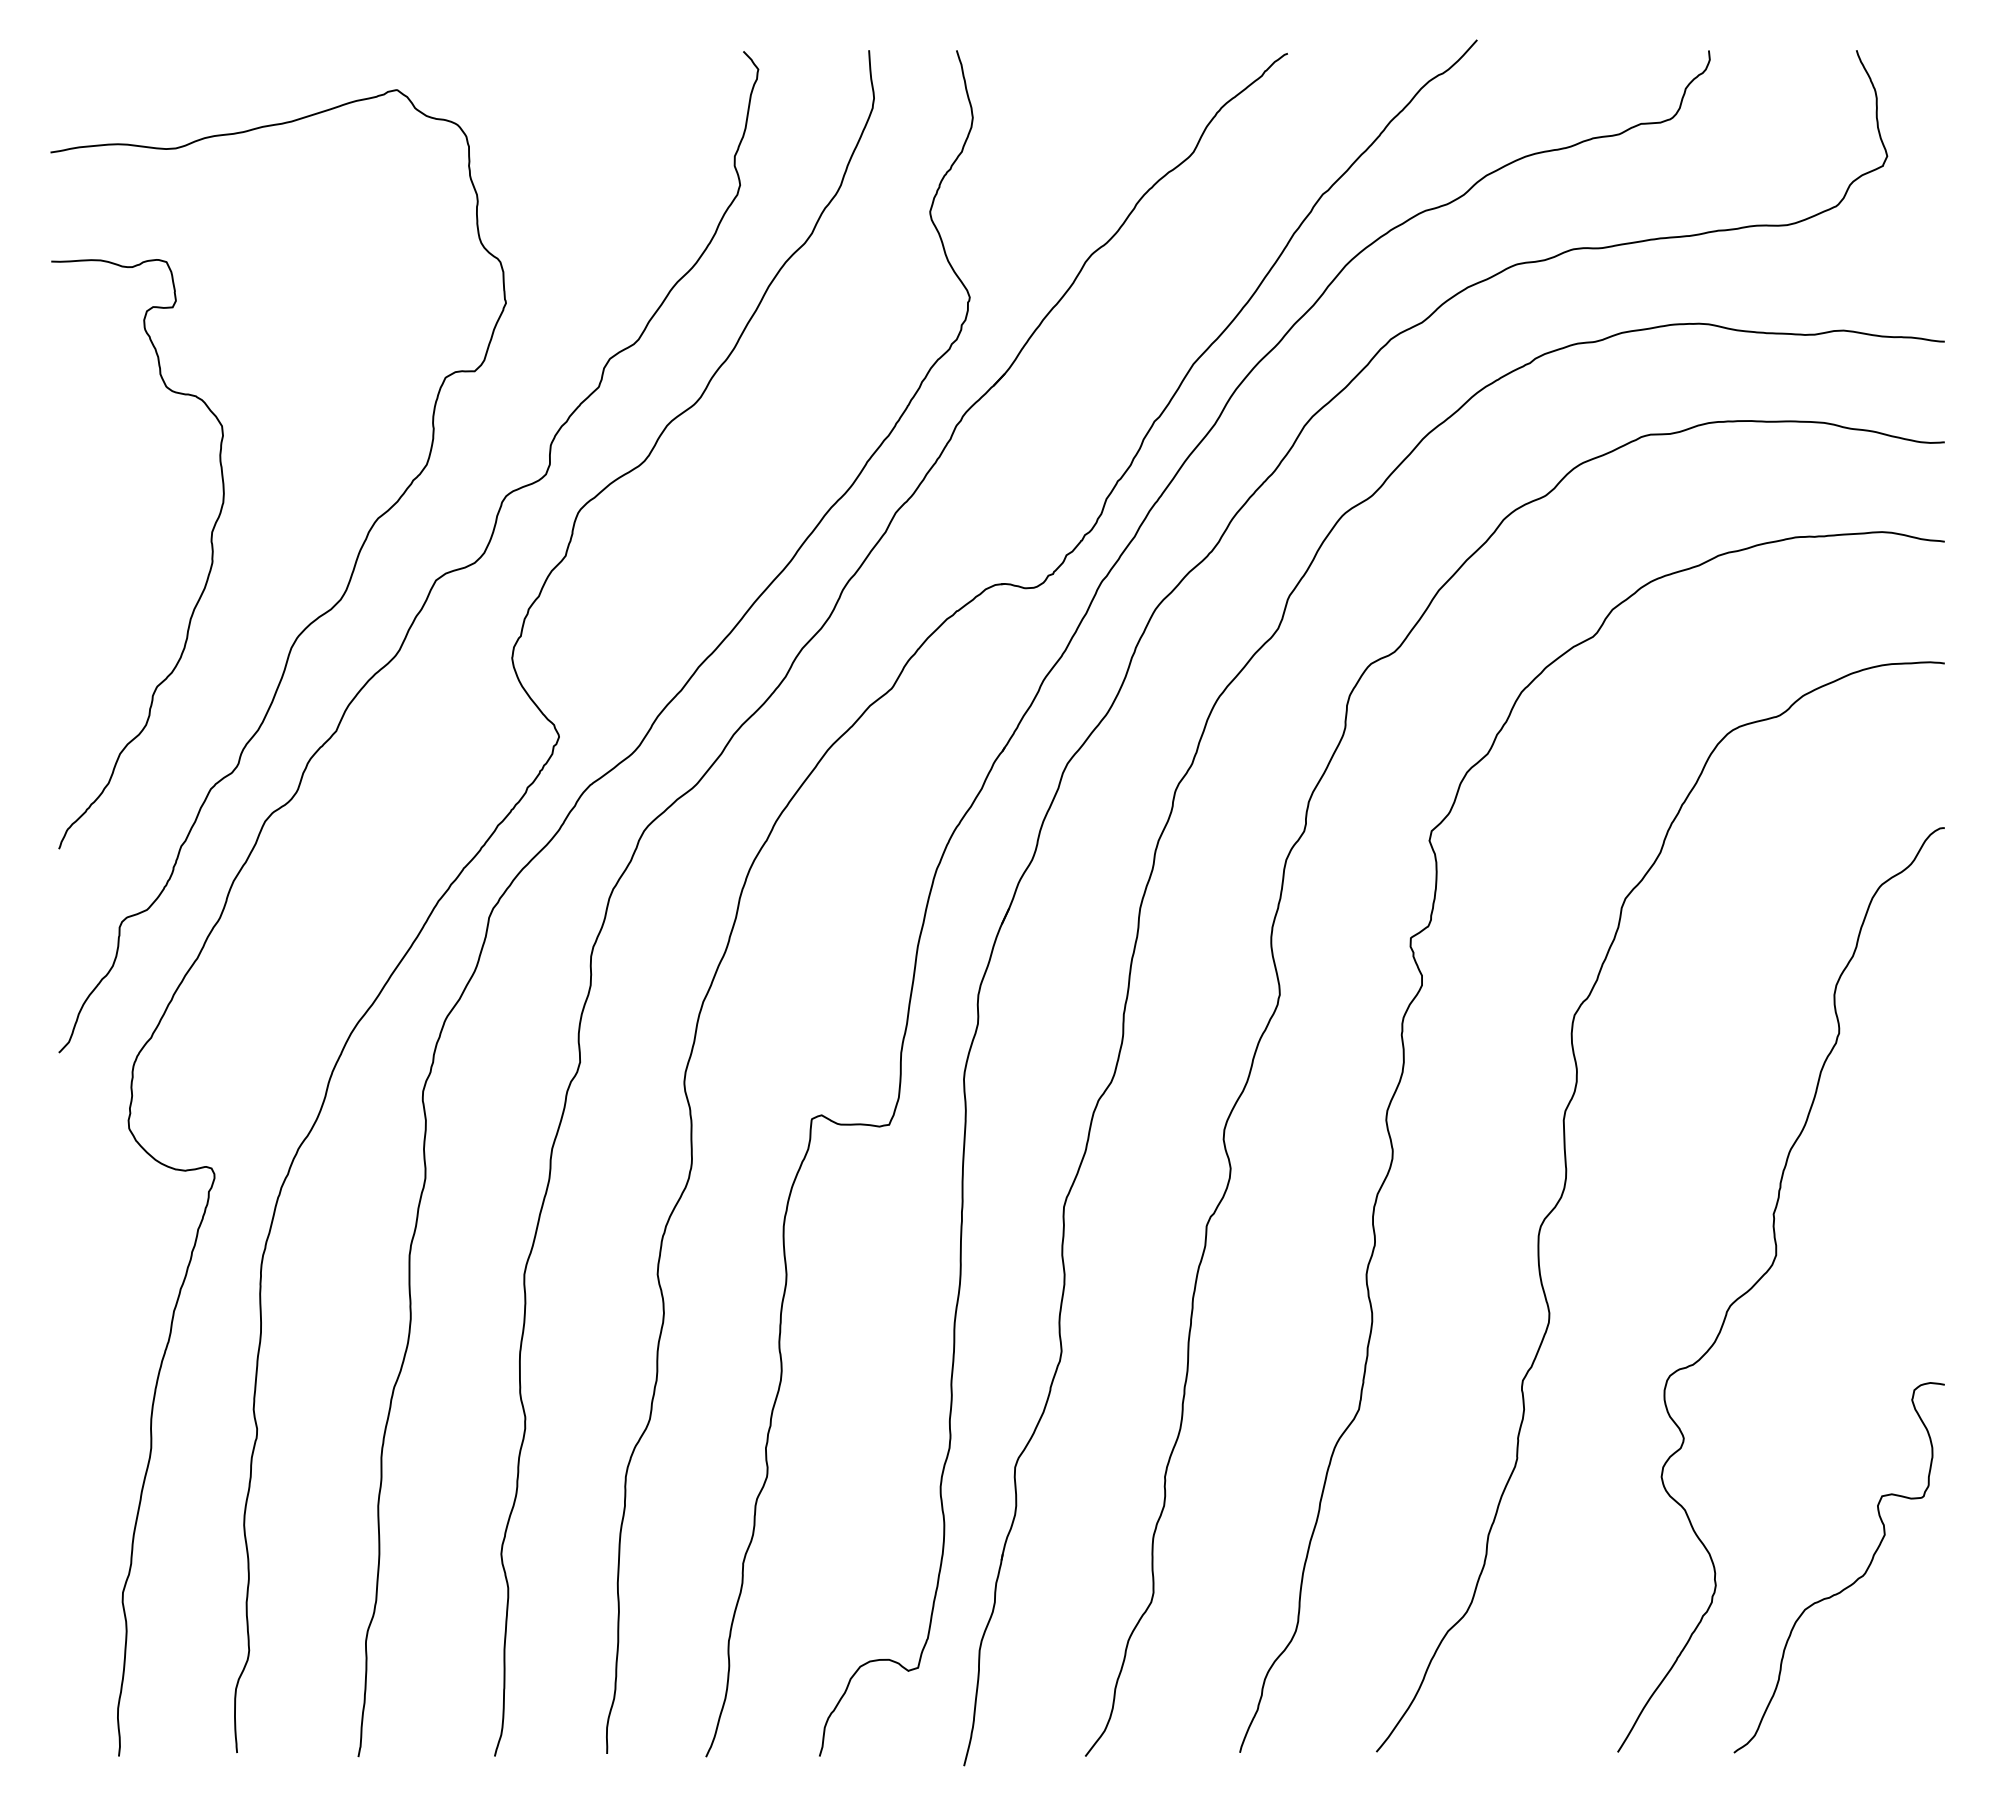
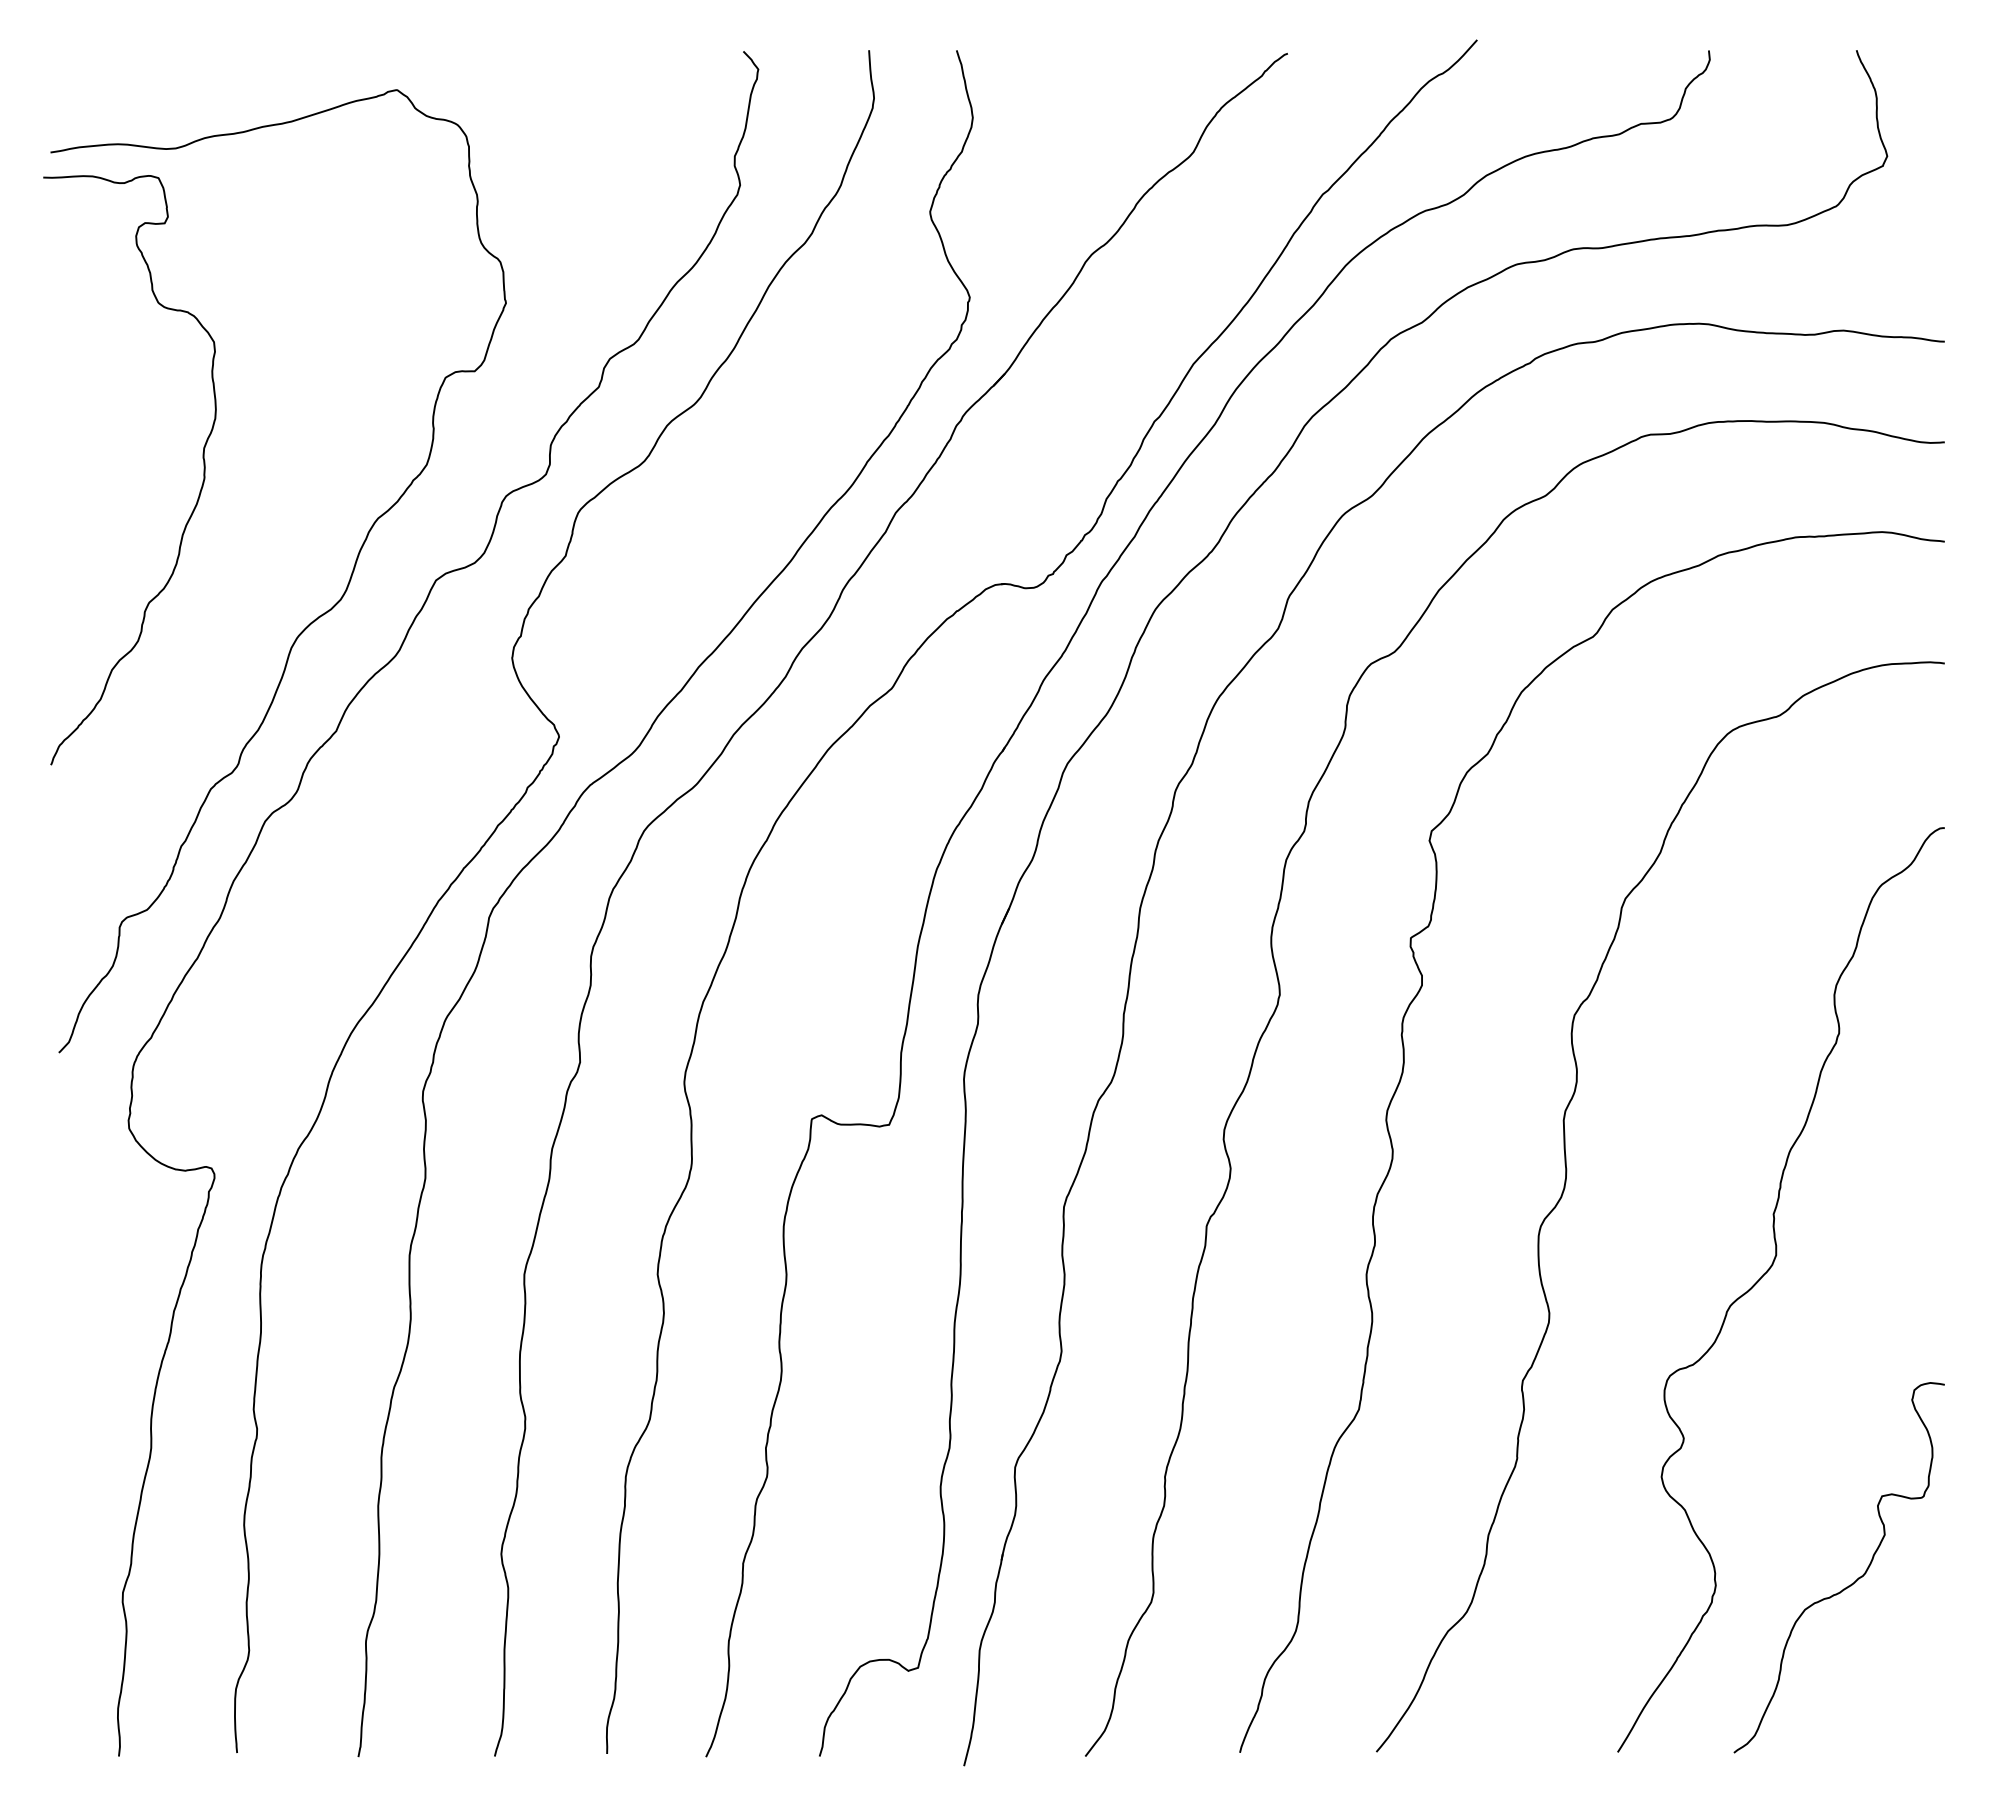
curve position: (207, 575) -> (199, 491) (199, 491)
